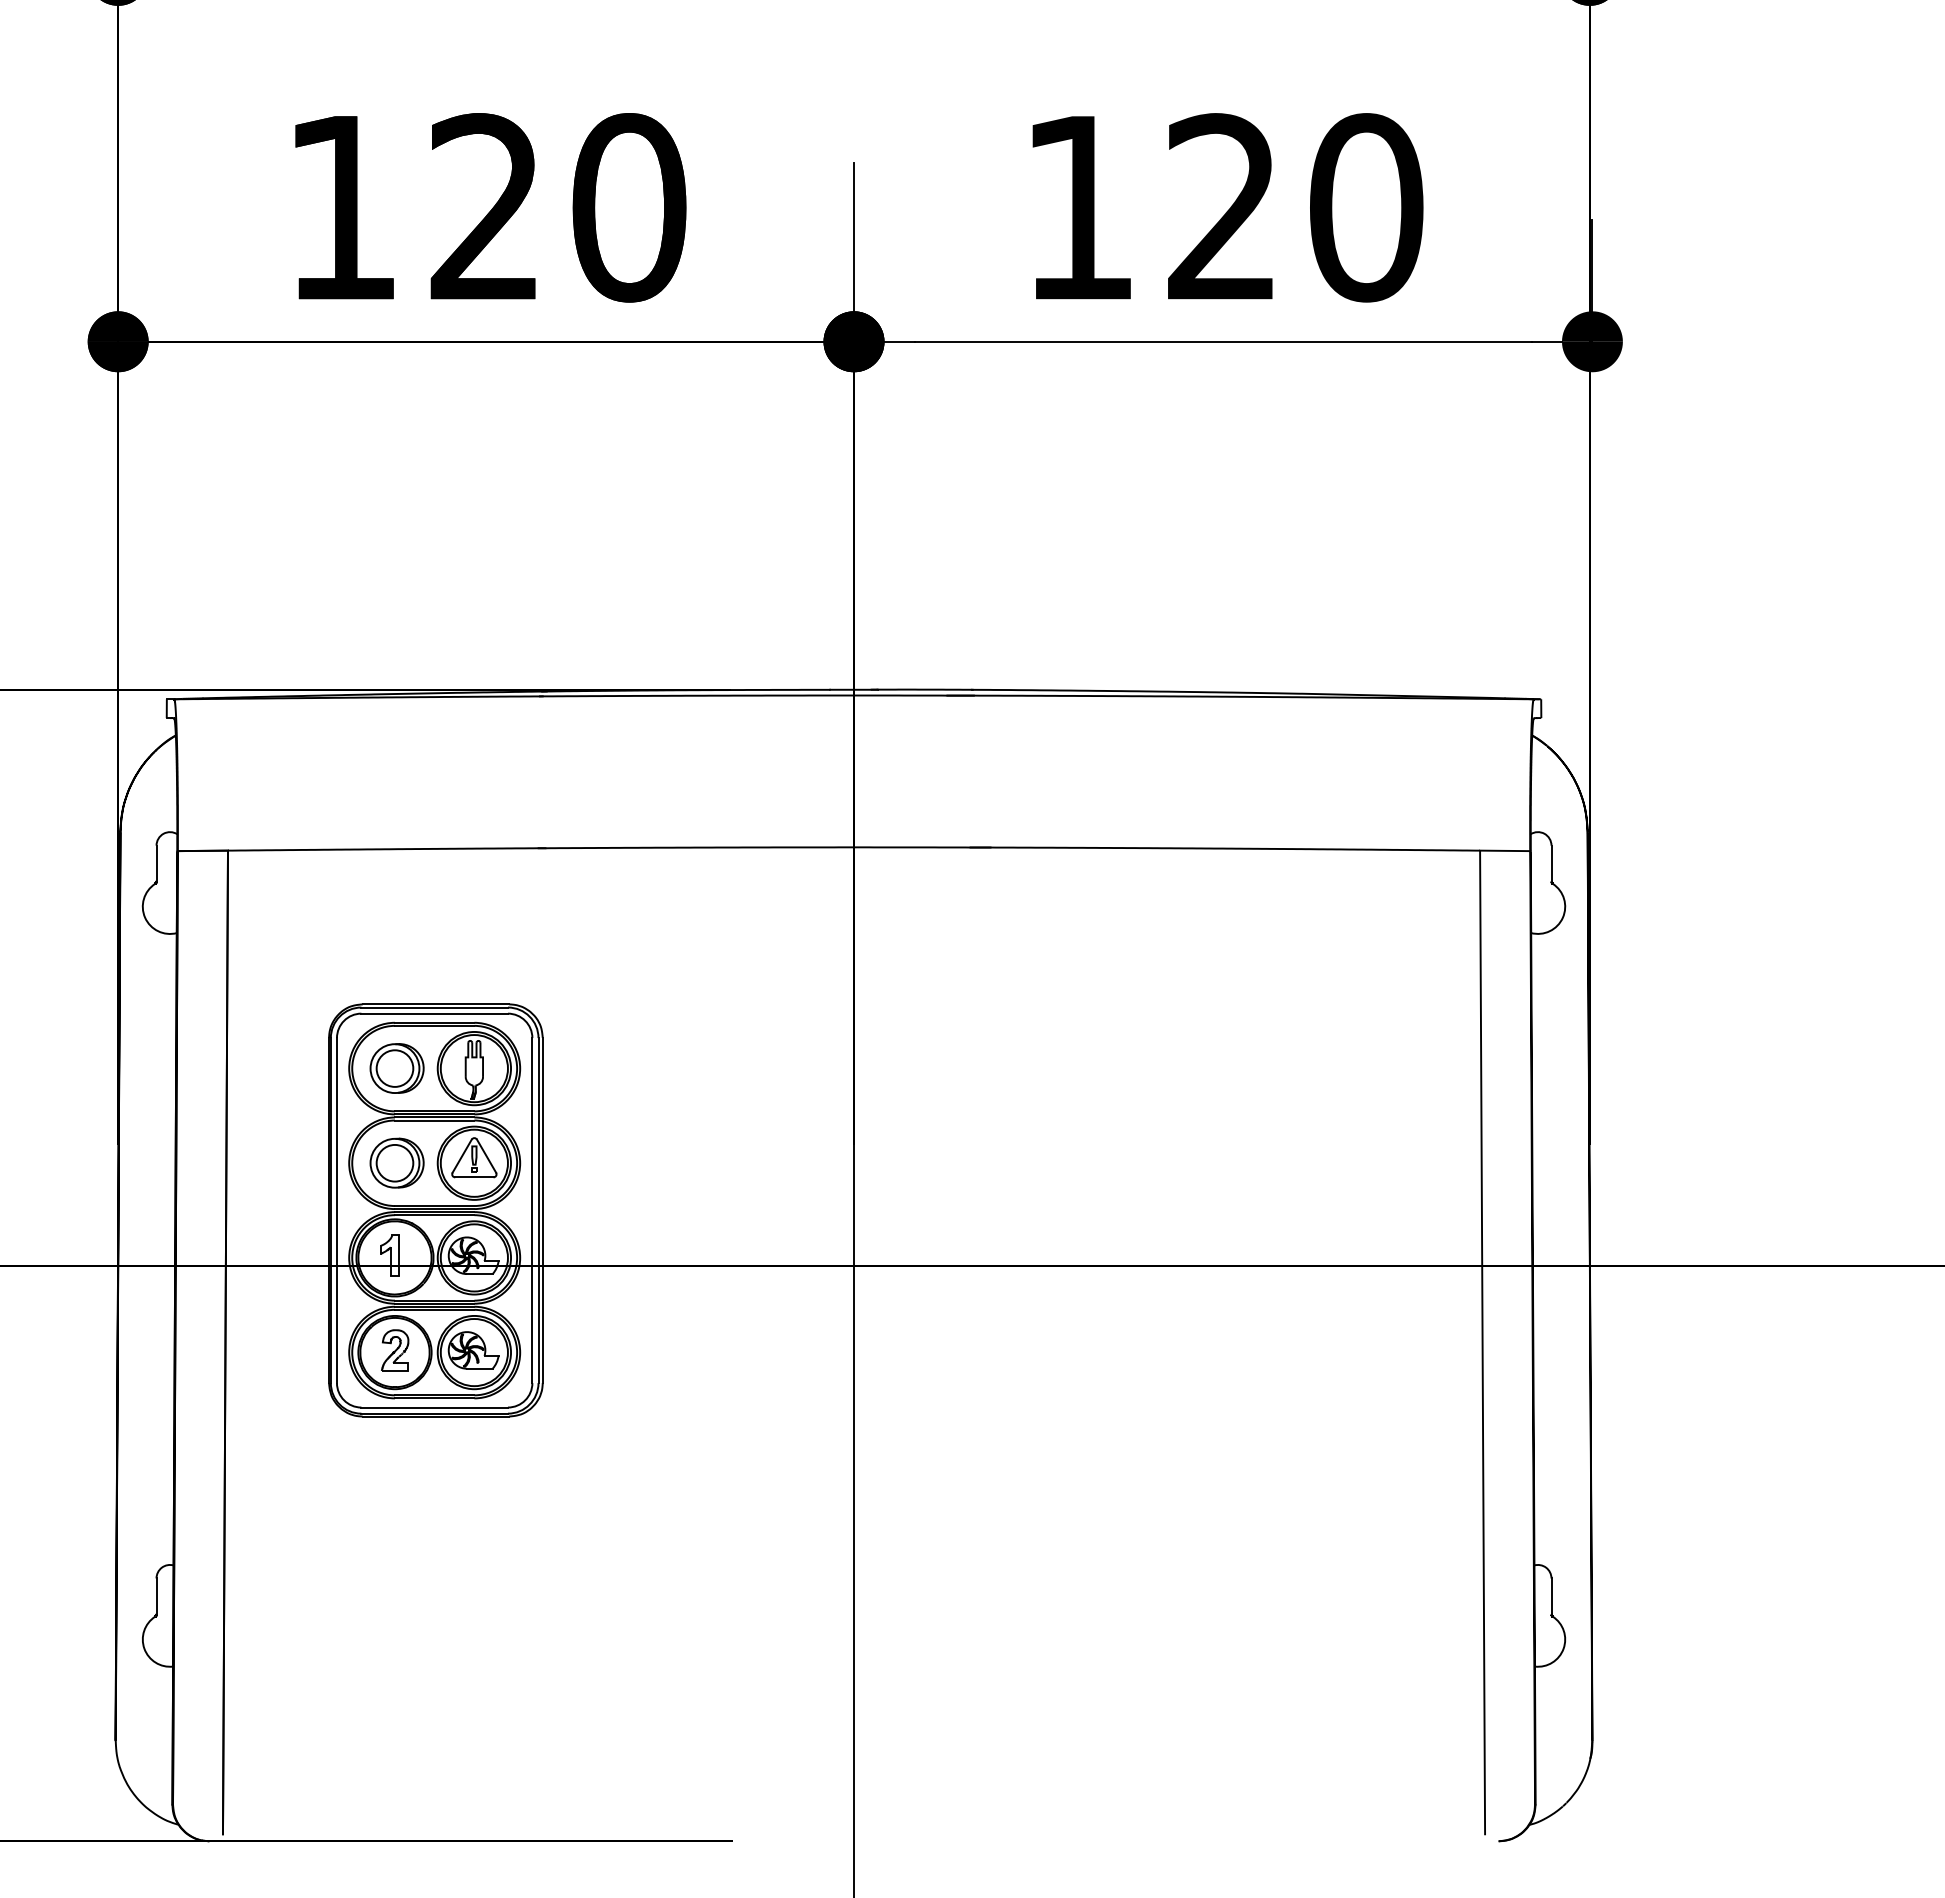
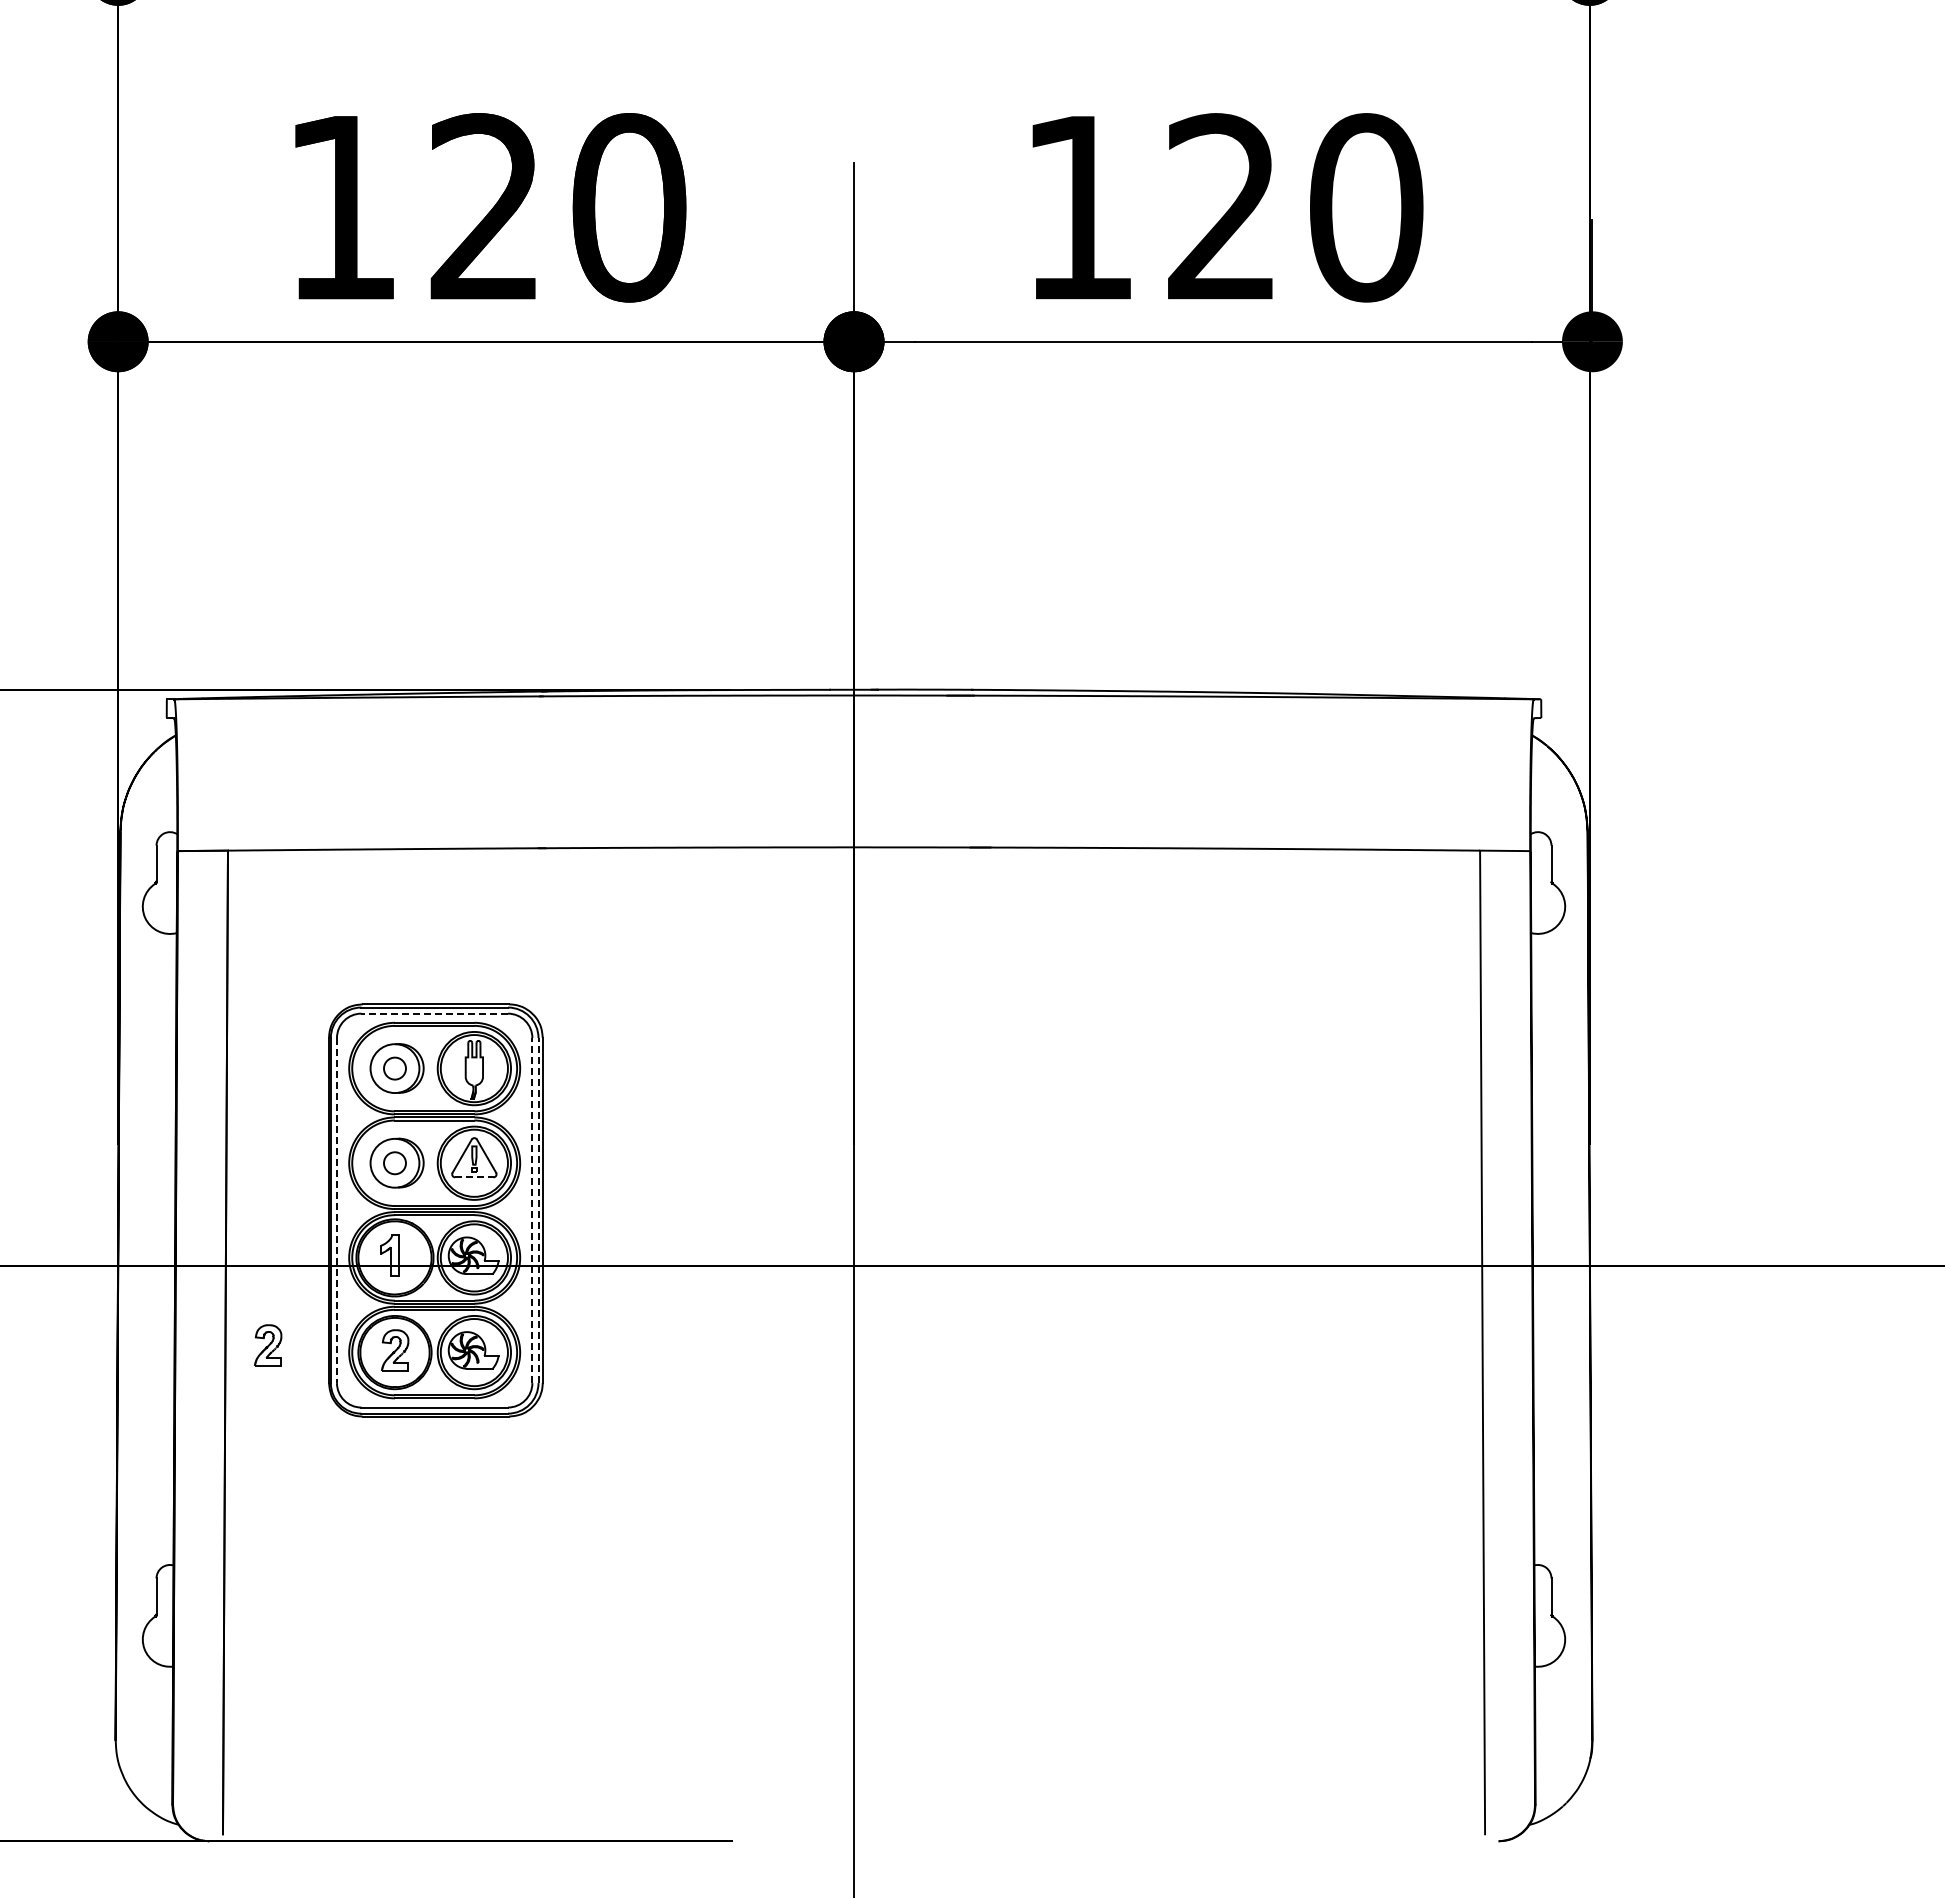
line: solid -> dashed (434, 1013)
circle diameter: 37 px -> 22 px (394, 1068)
circle diameter: 37 px -> 22 px (394, 1163)
line: solid -> dashed (474, 1177)
line: solid -> dashed (336, 1210)
line: solid -> dashed (532, 1210)
line: solid -> dashed (538, 1210)
part: none -> present (268, 1345)
